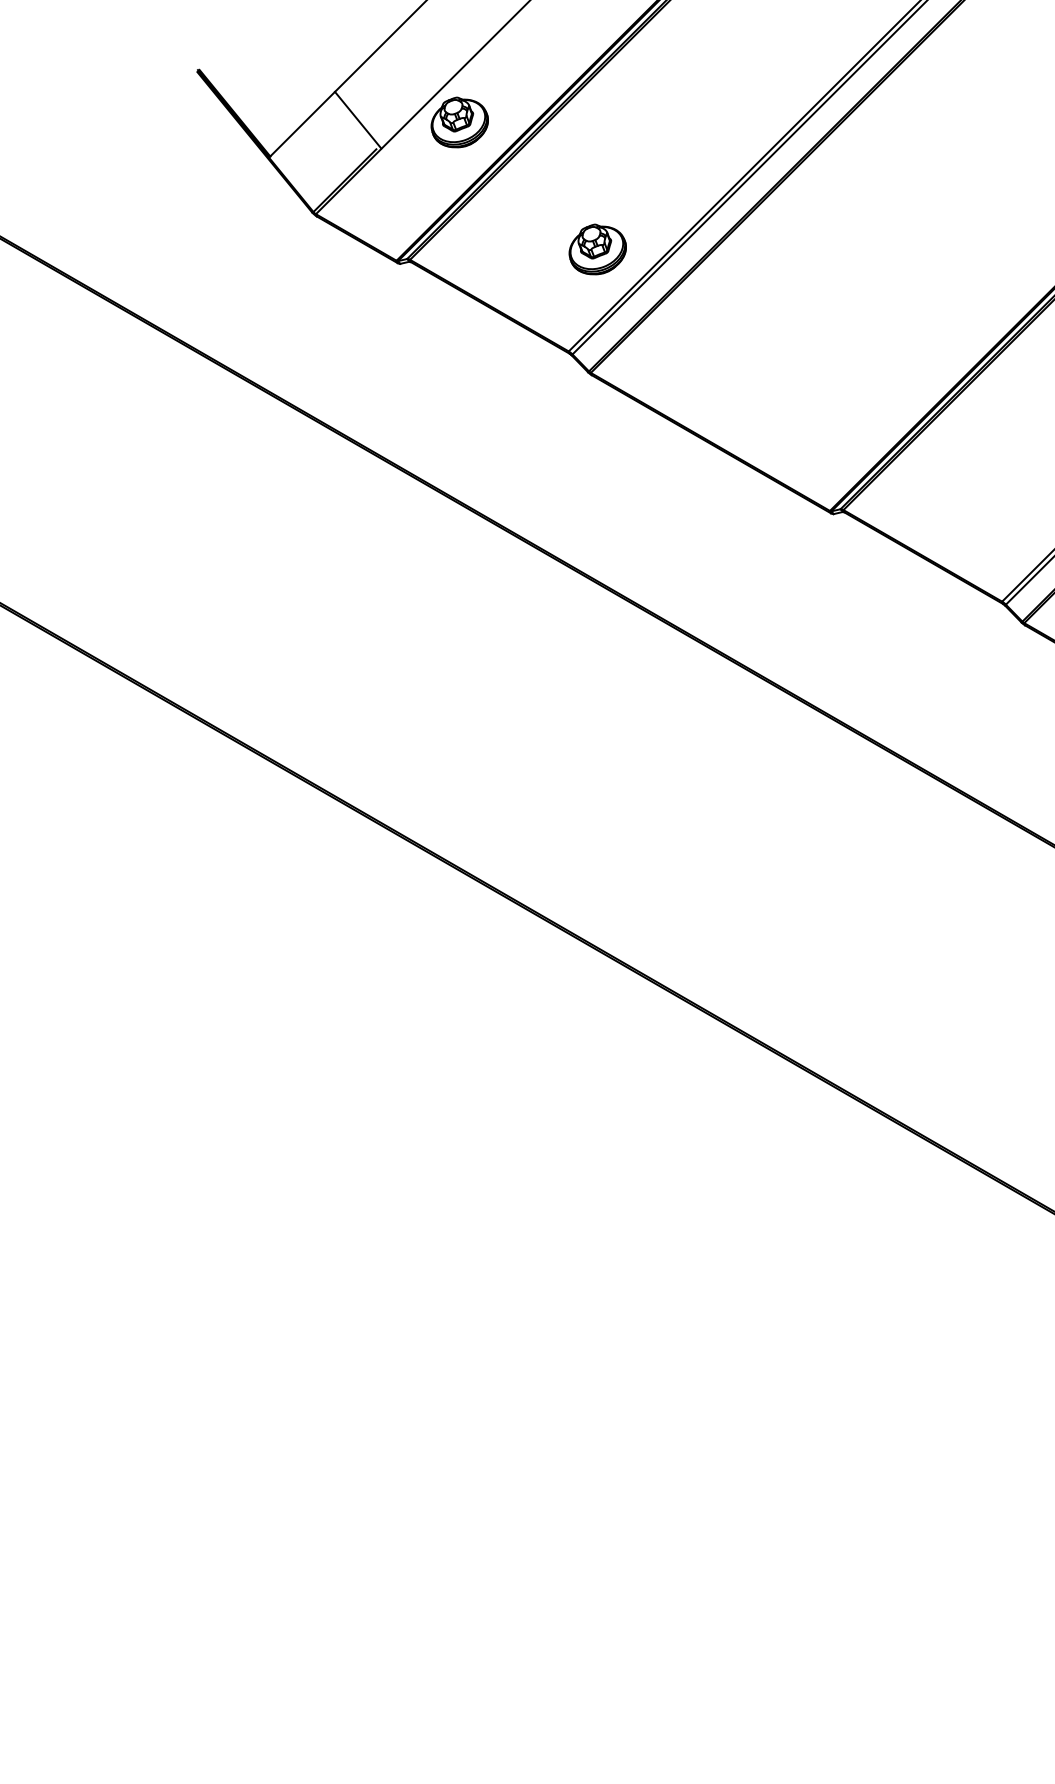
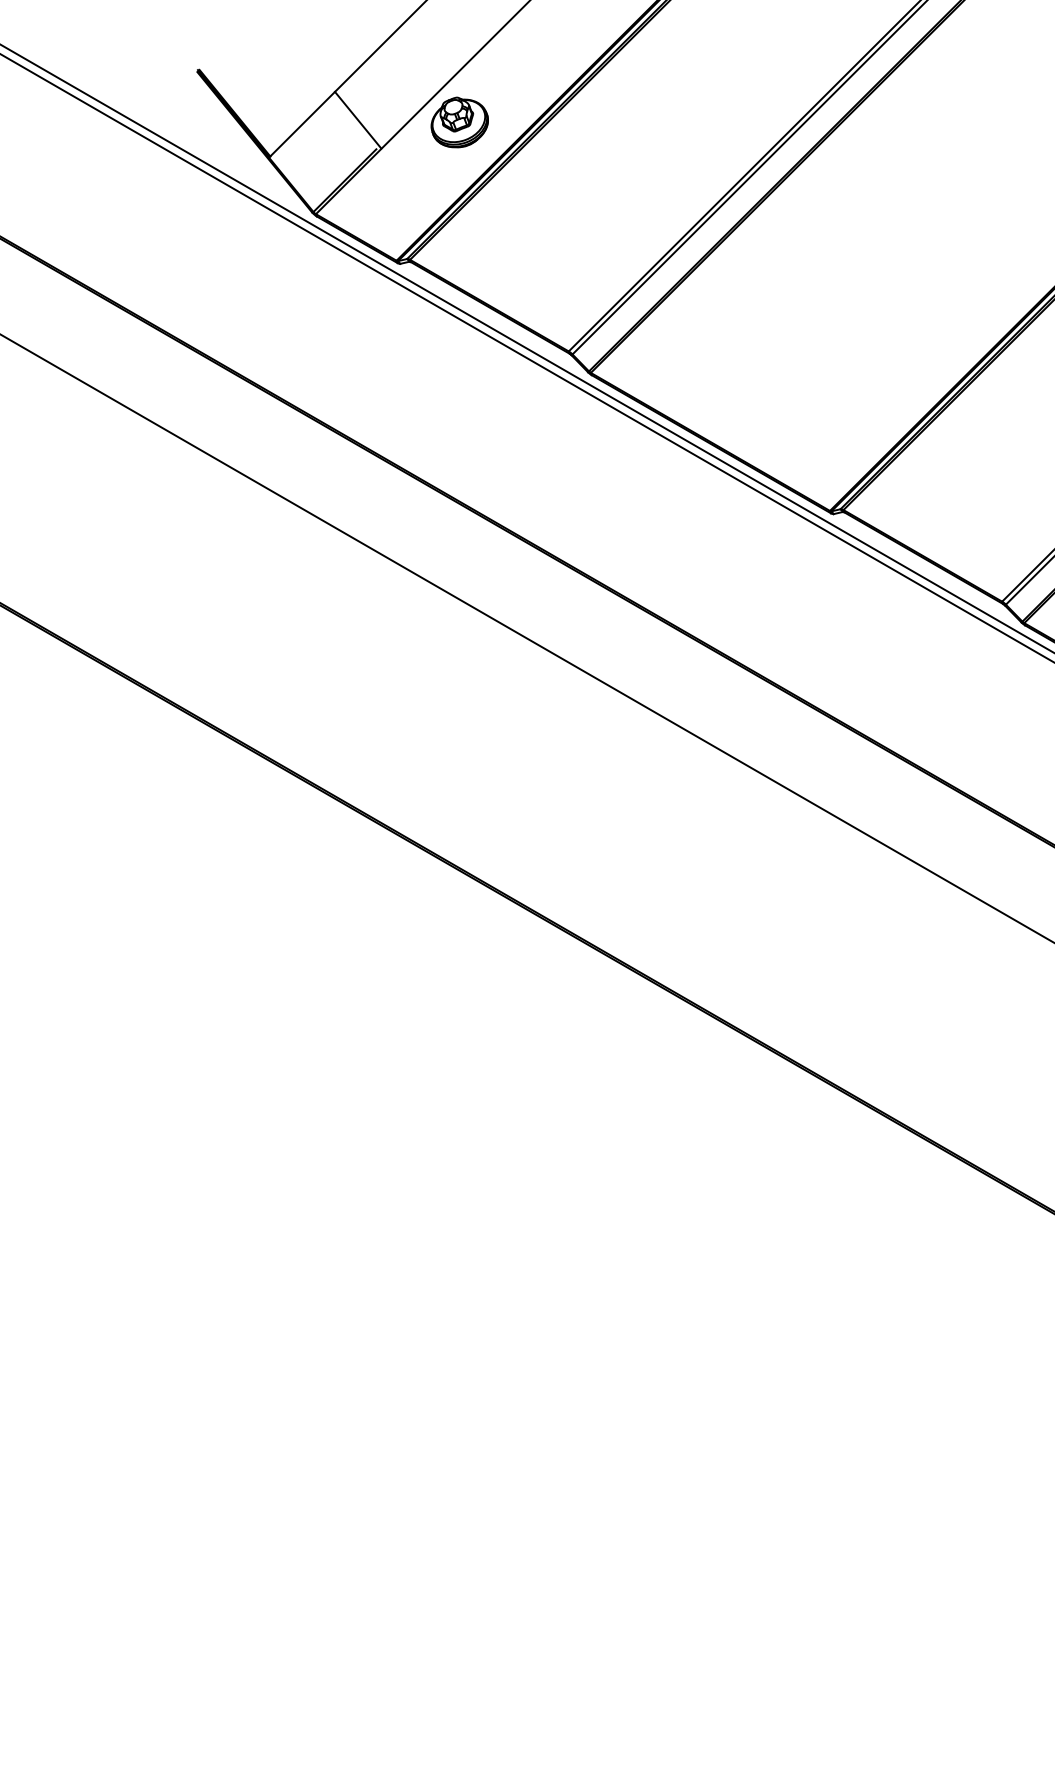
part: present -> none (597, 249)
line: none -> present (526, 348)
line: none -> present (526, 358)
line: none -> present (526, 638)
